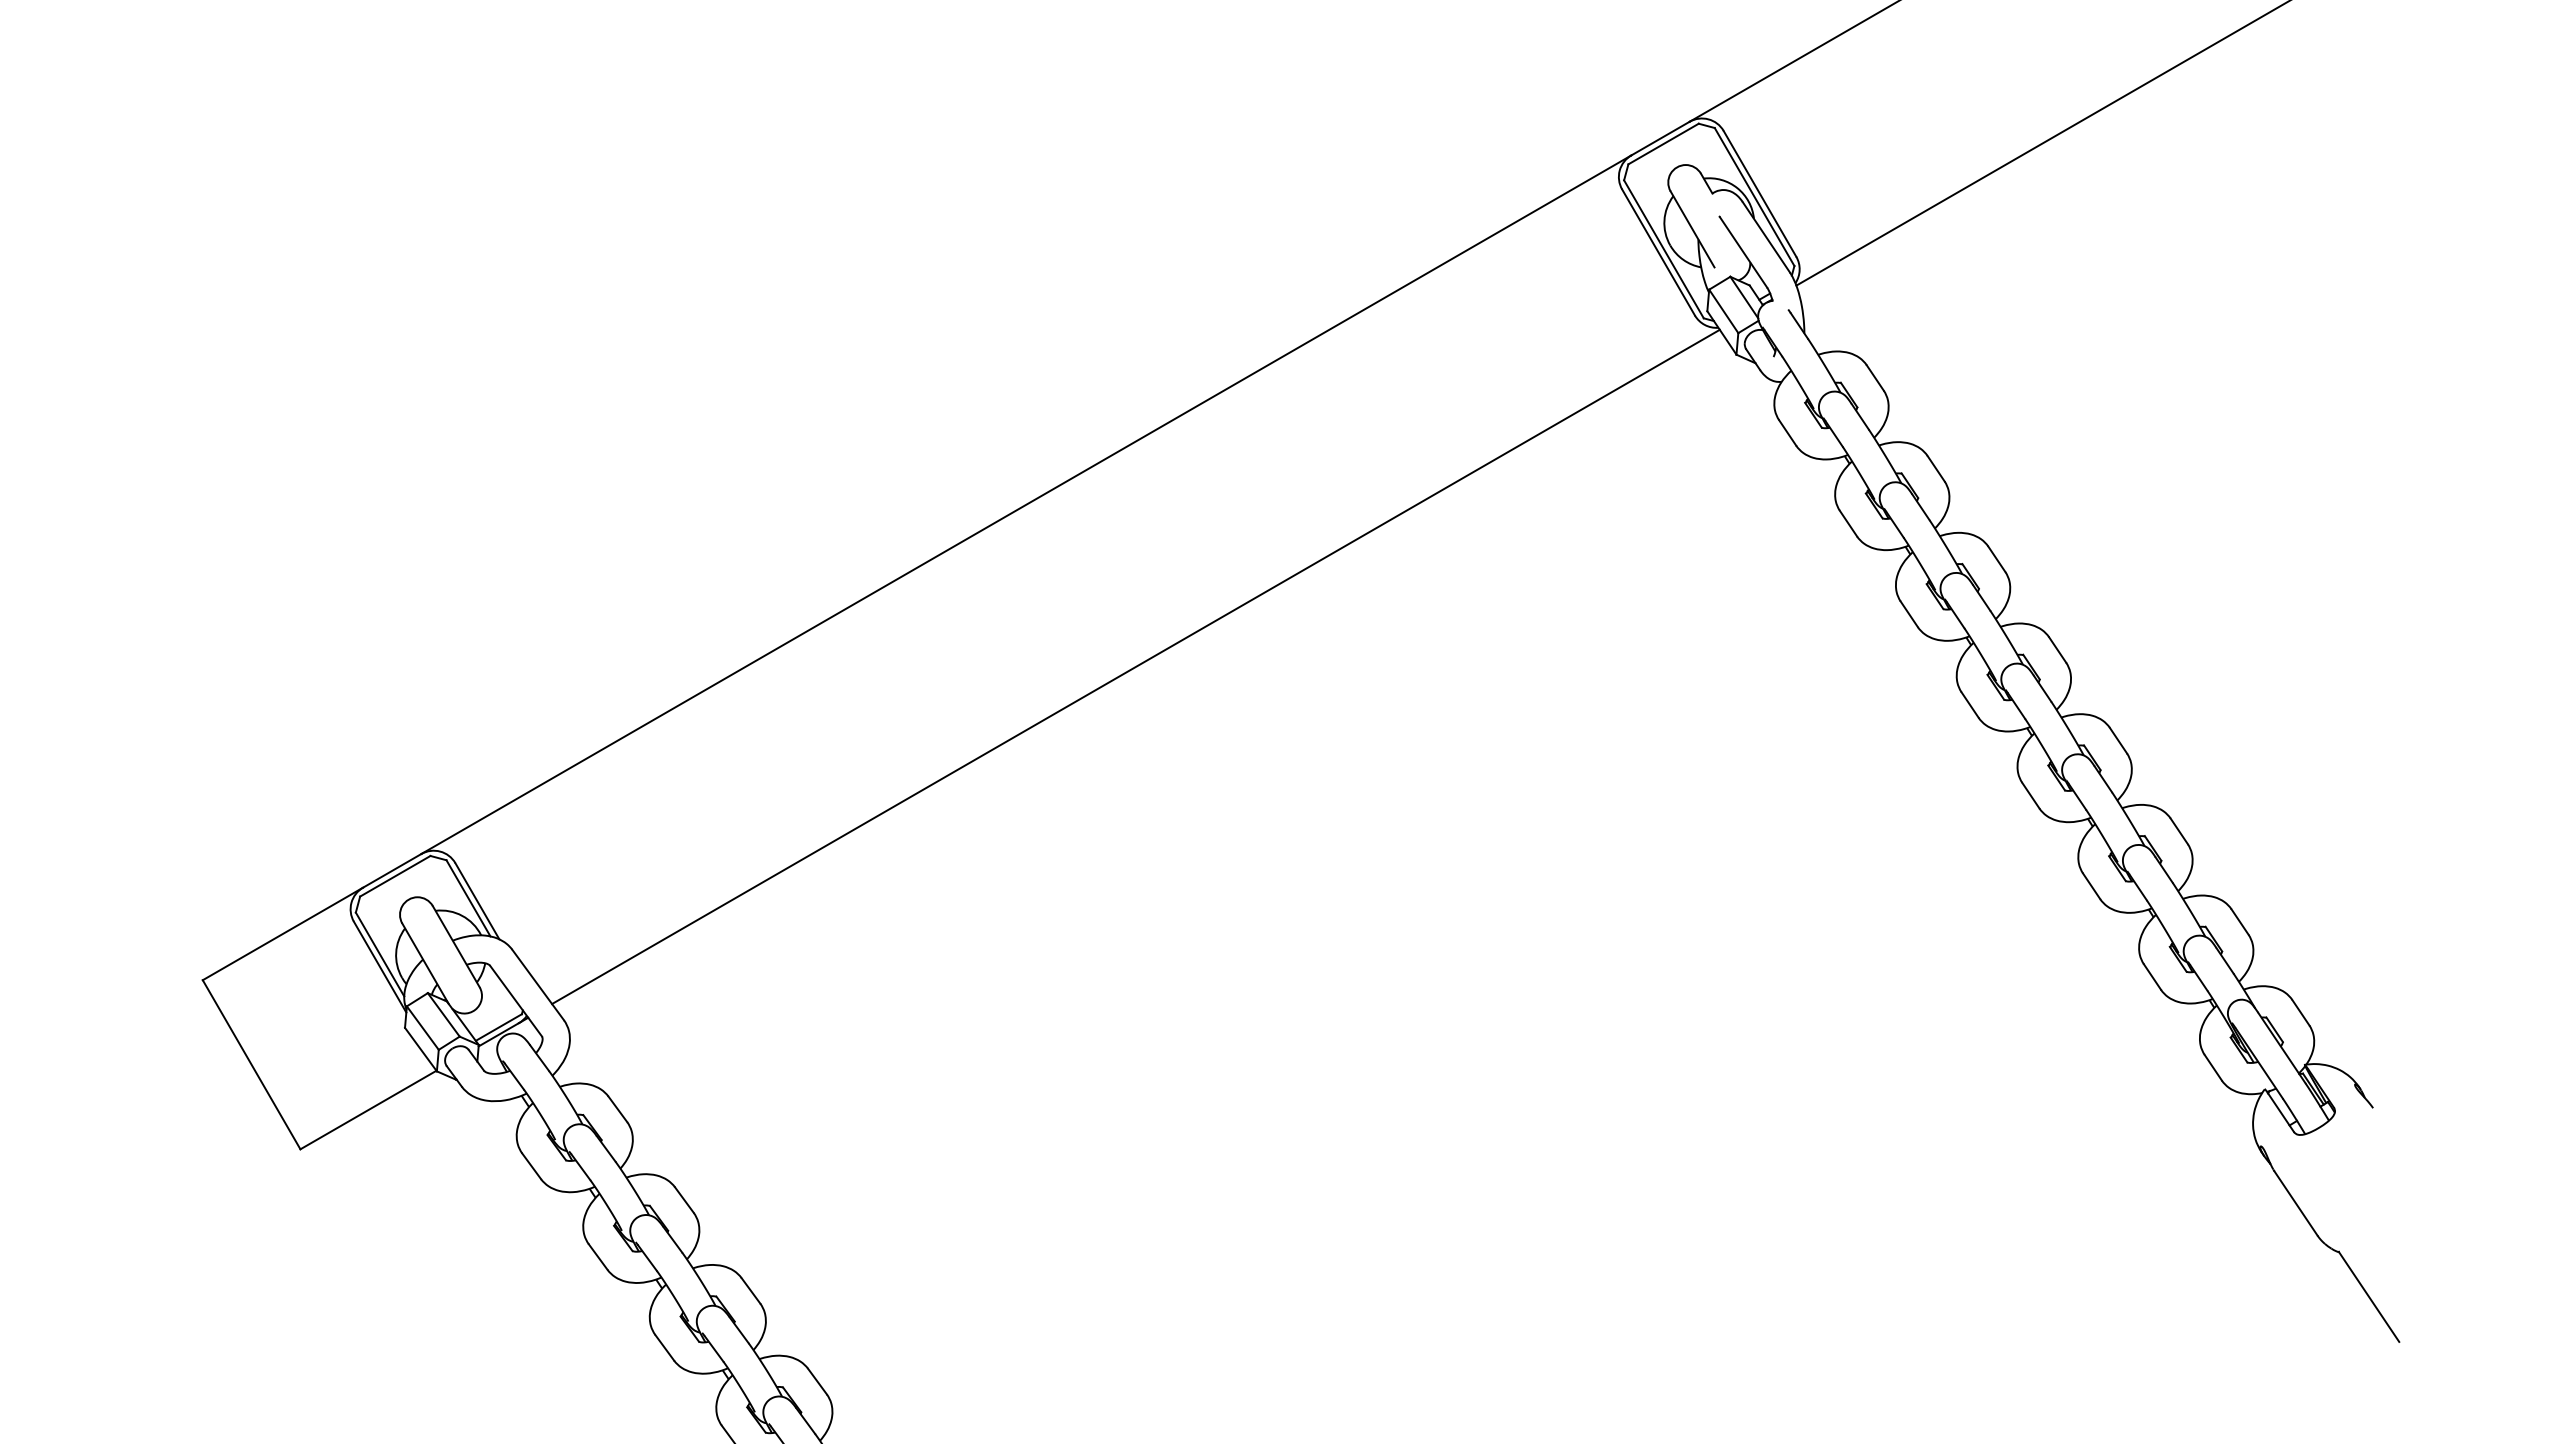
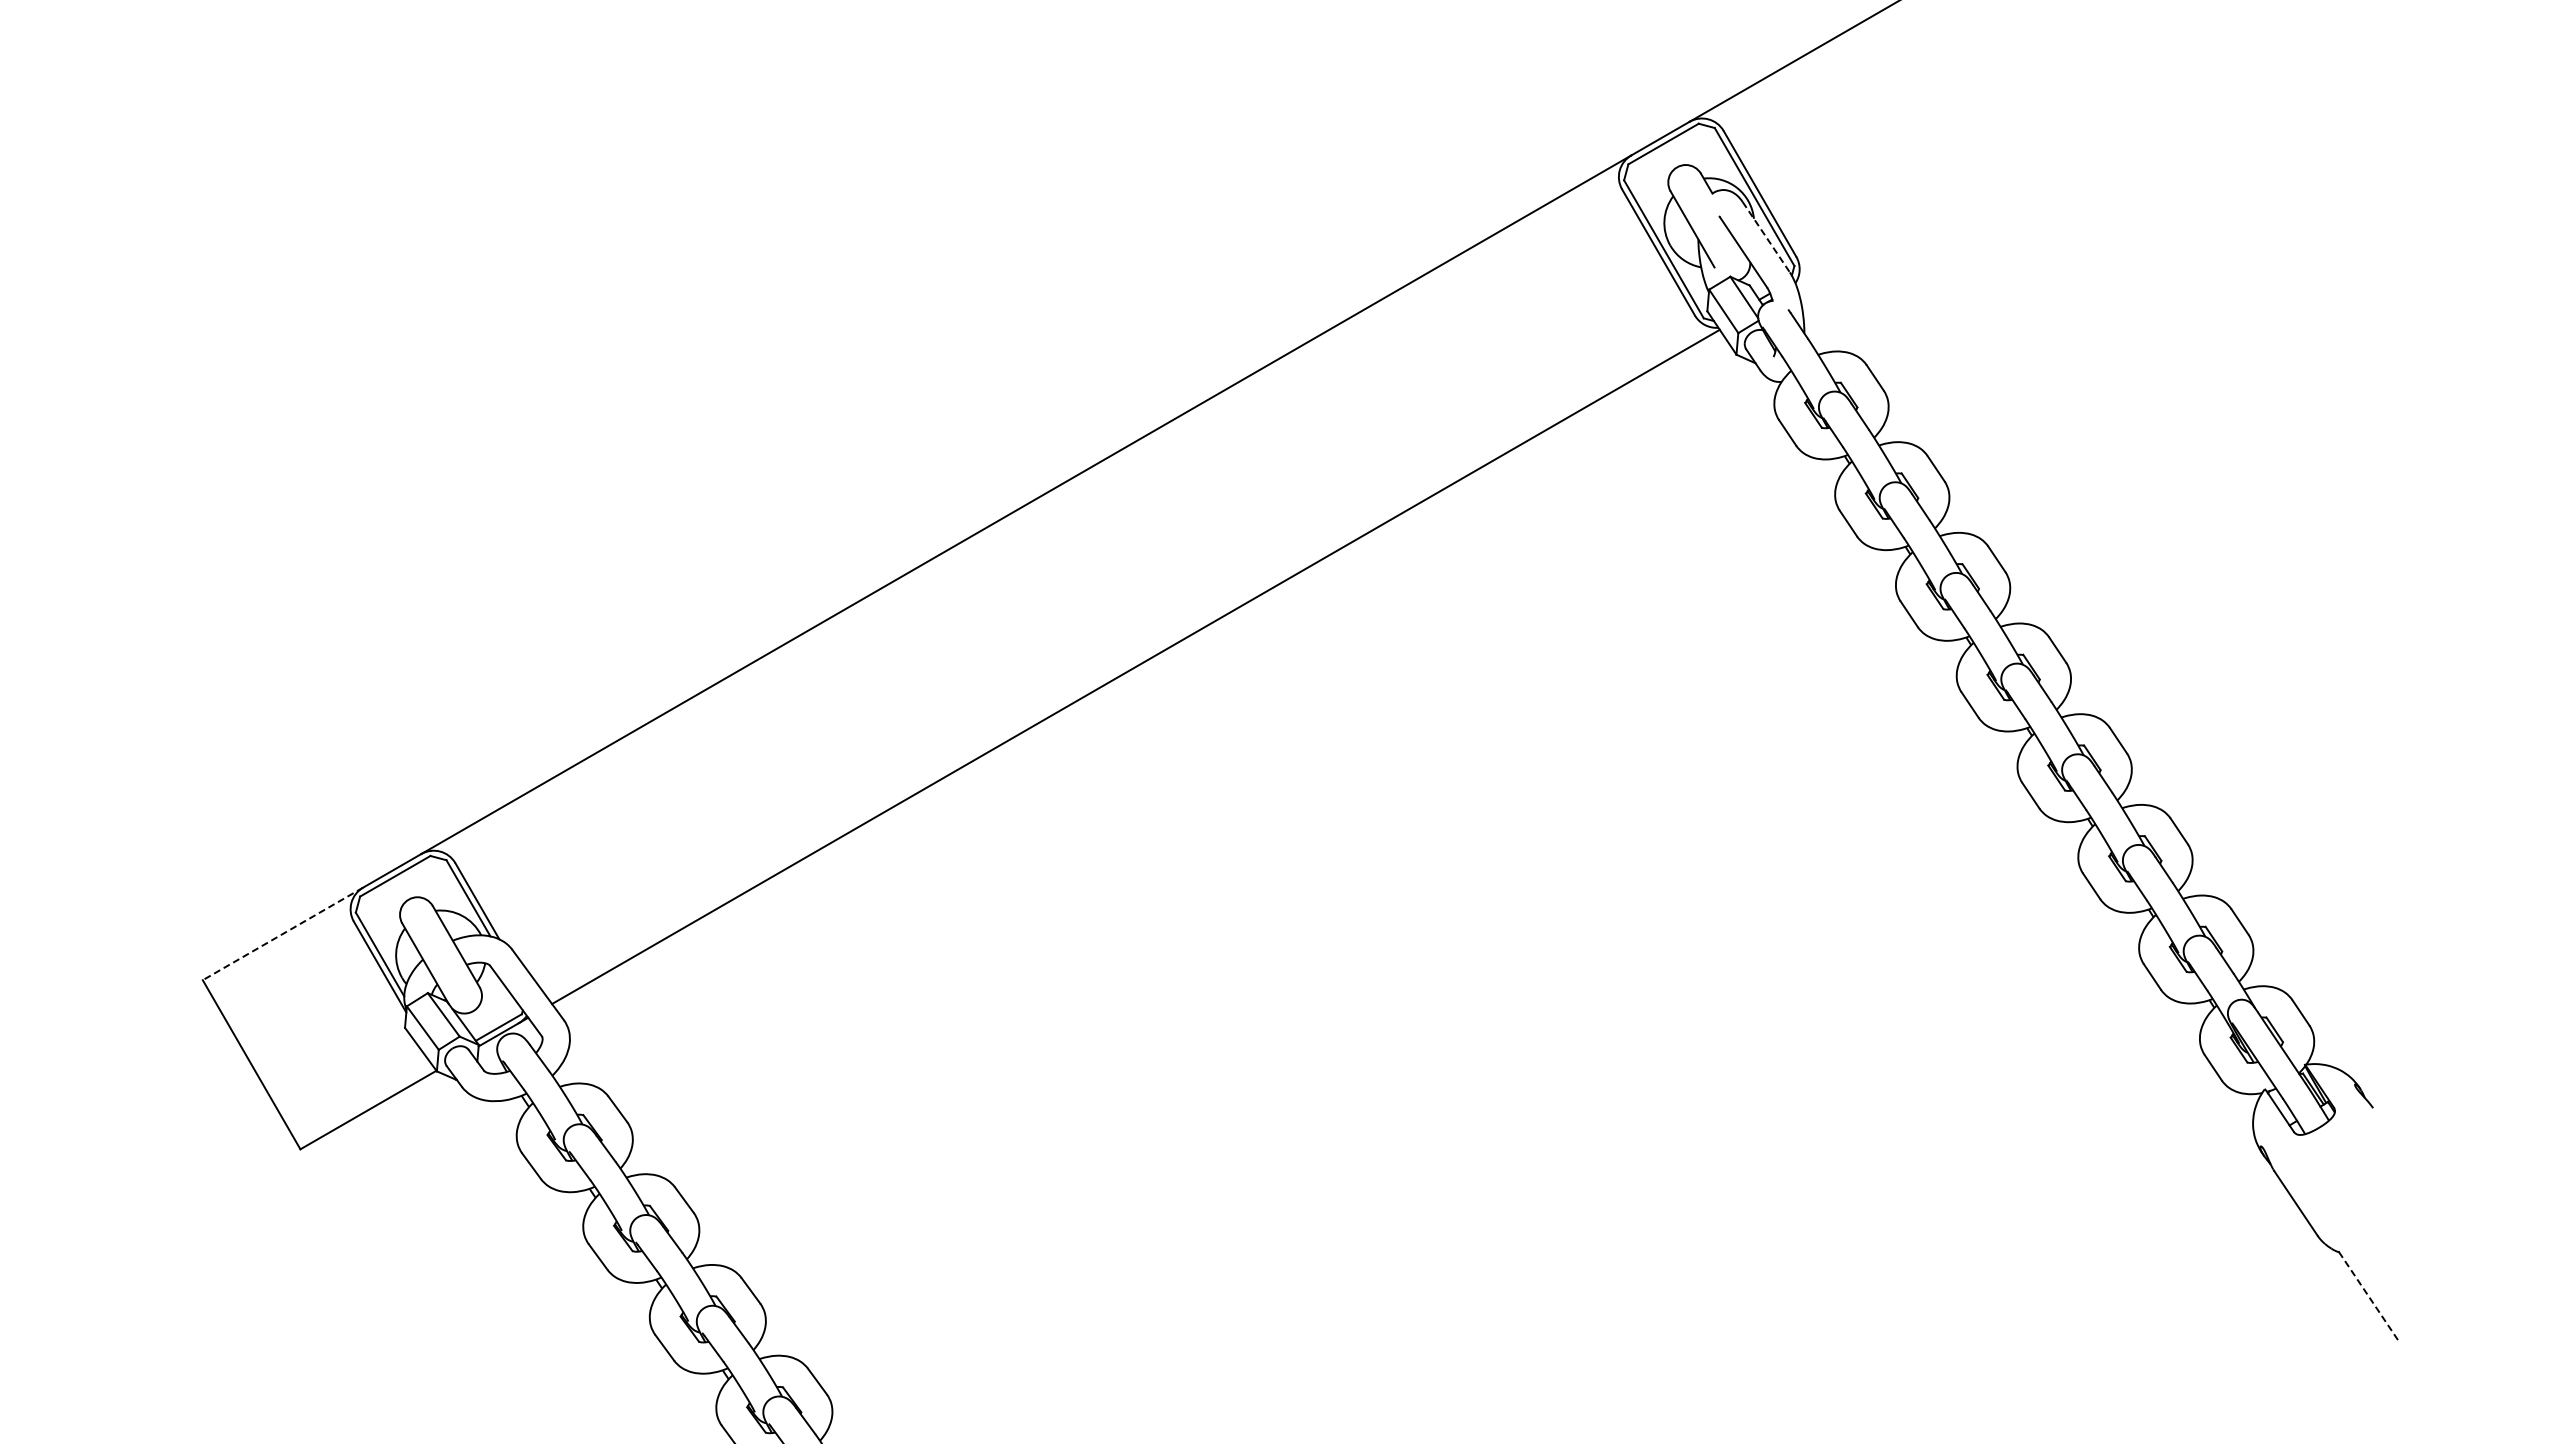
line: present -> none (2041, 143)
line: solid -> dashed (1766, 237)
line: solid -> dashed (282, 933)
line: solid -> dashed (2369, 1297)
